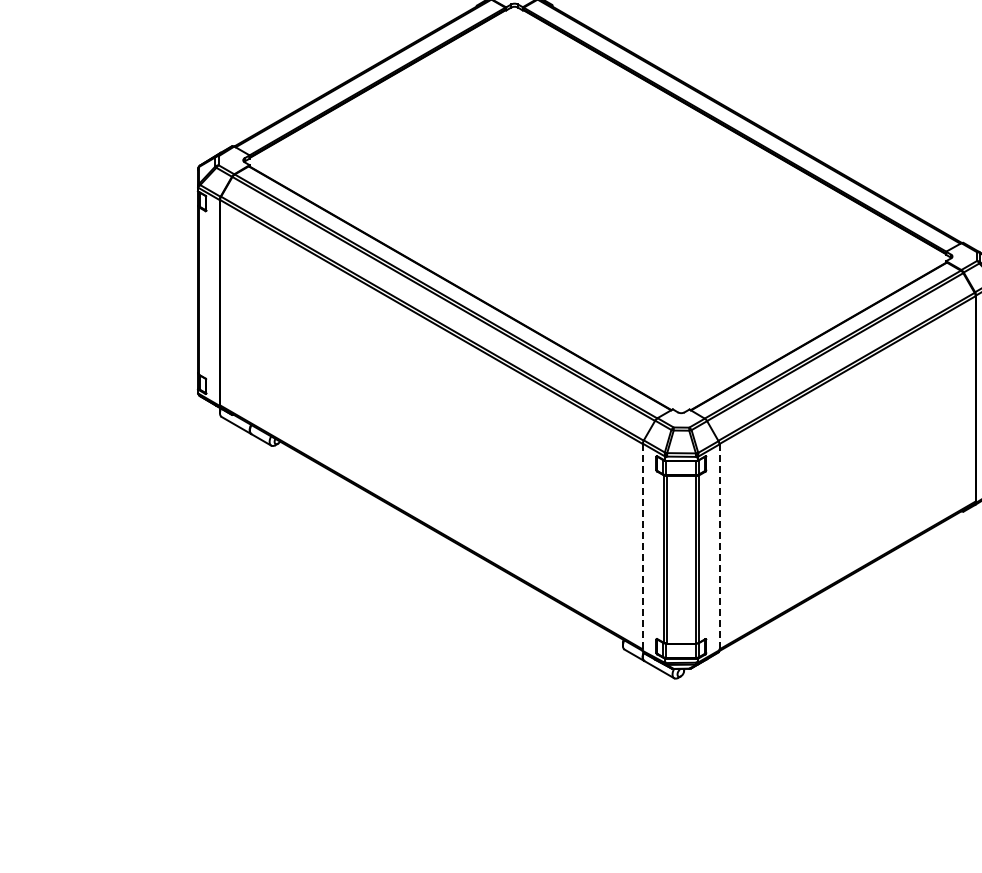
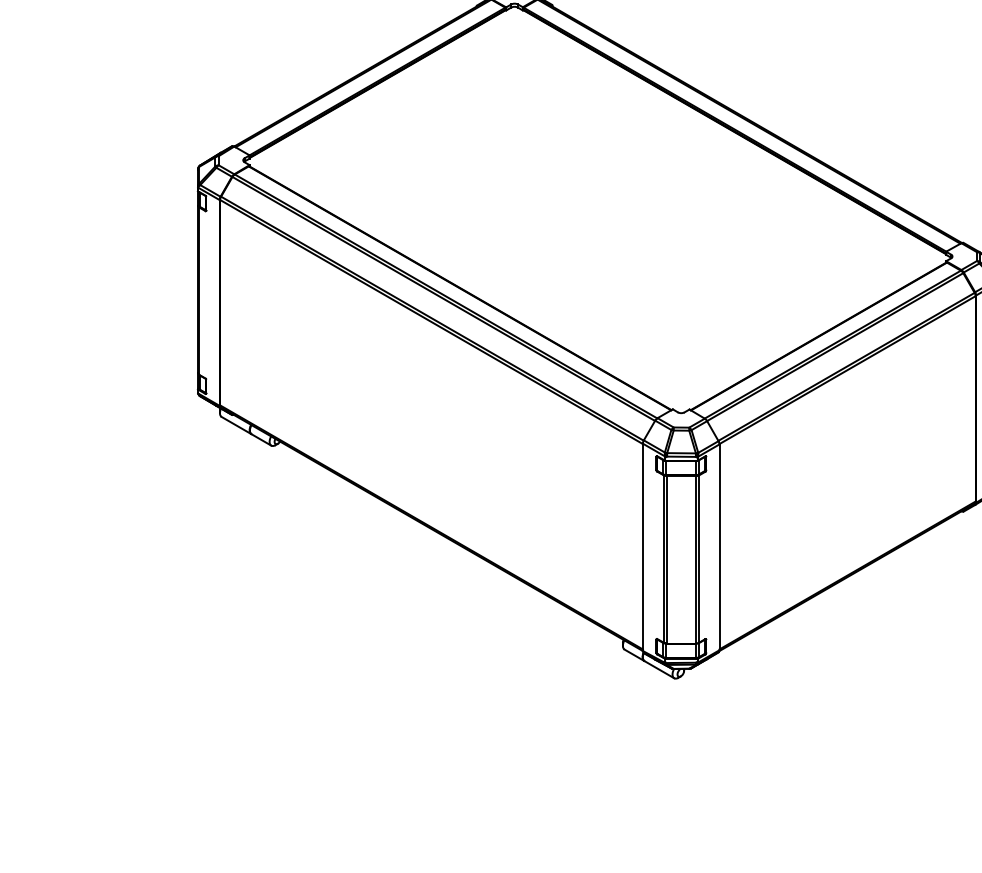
line: dashed -> solid (642, 547)
line: dashed -> solid (719, 547)
